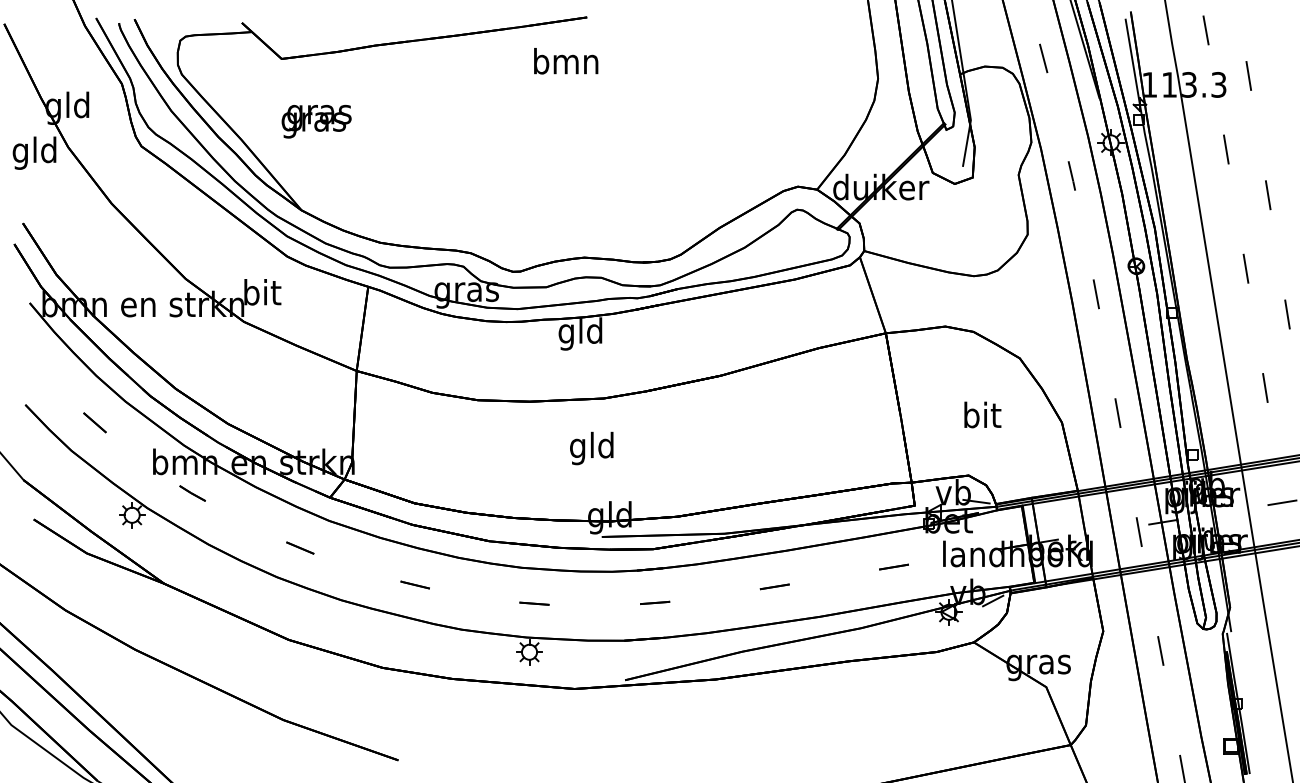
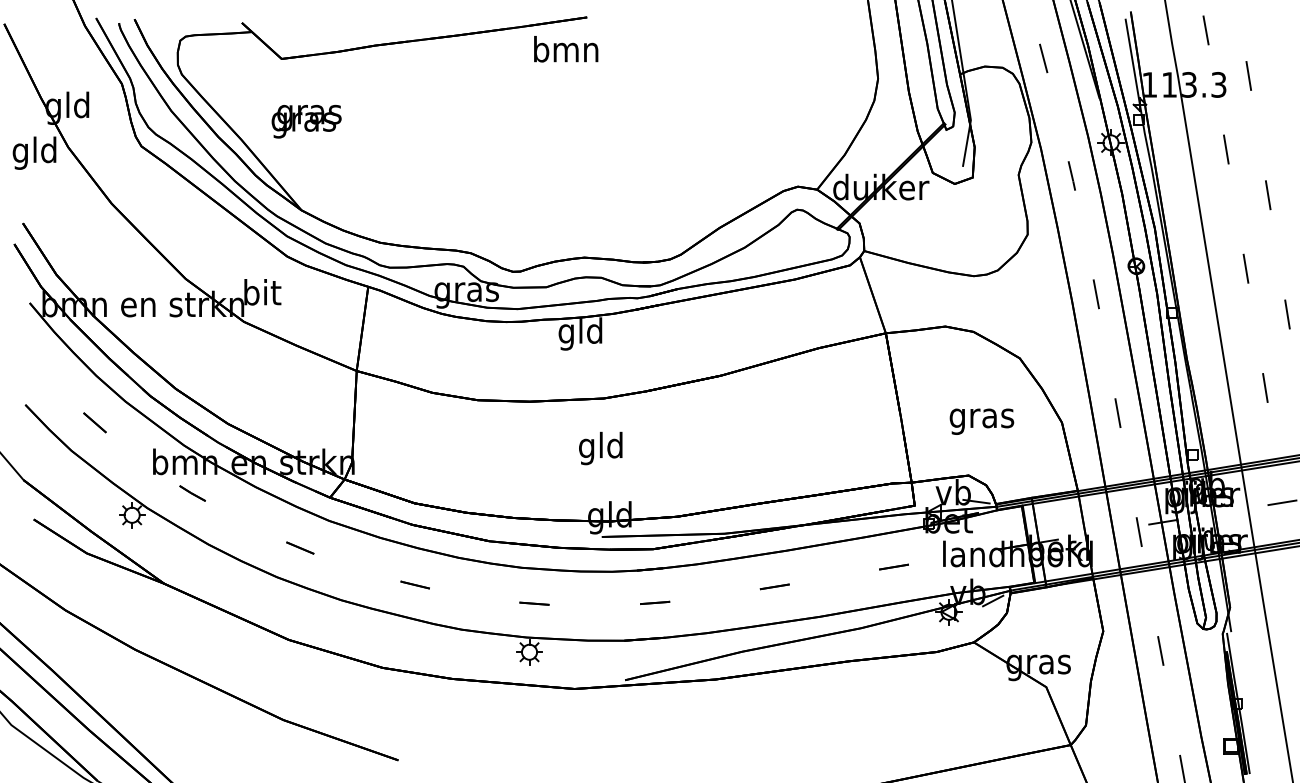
text position: (566, 61) -> (566, 49) (566, 49)
text position: (316, 121) -> (306, 121) (306, 121)
text: bit -> gras (981, 417)
text position: (591, 448) -> (600, 448) (600, 448)
